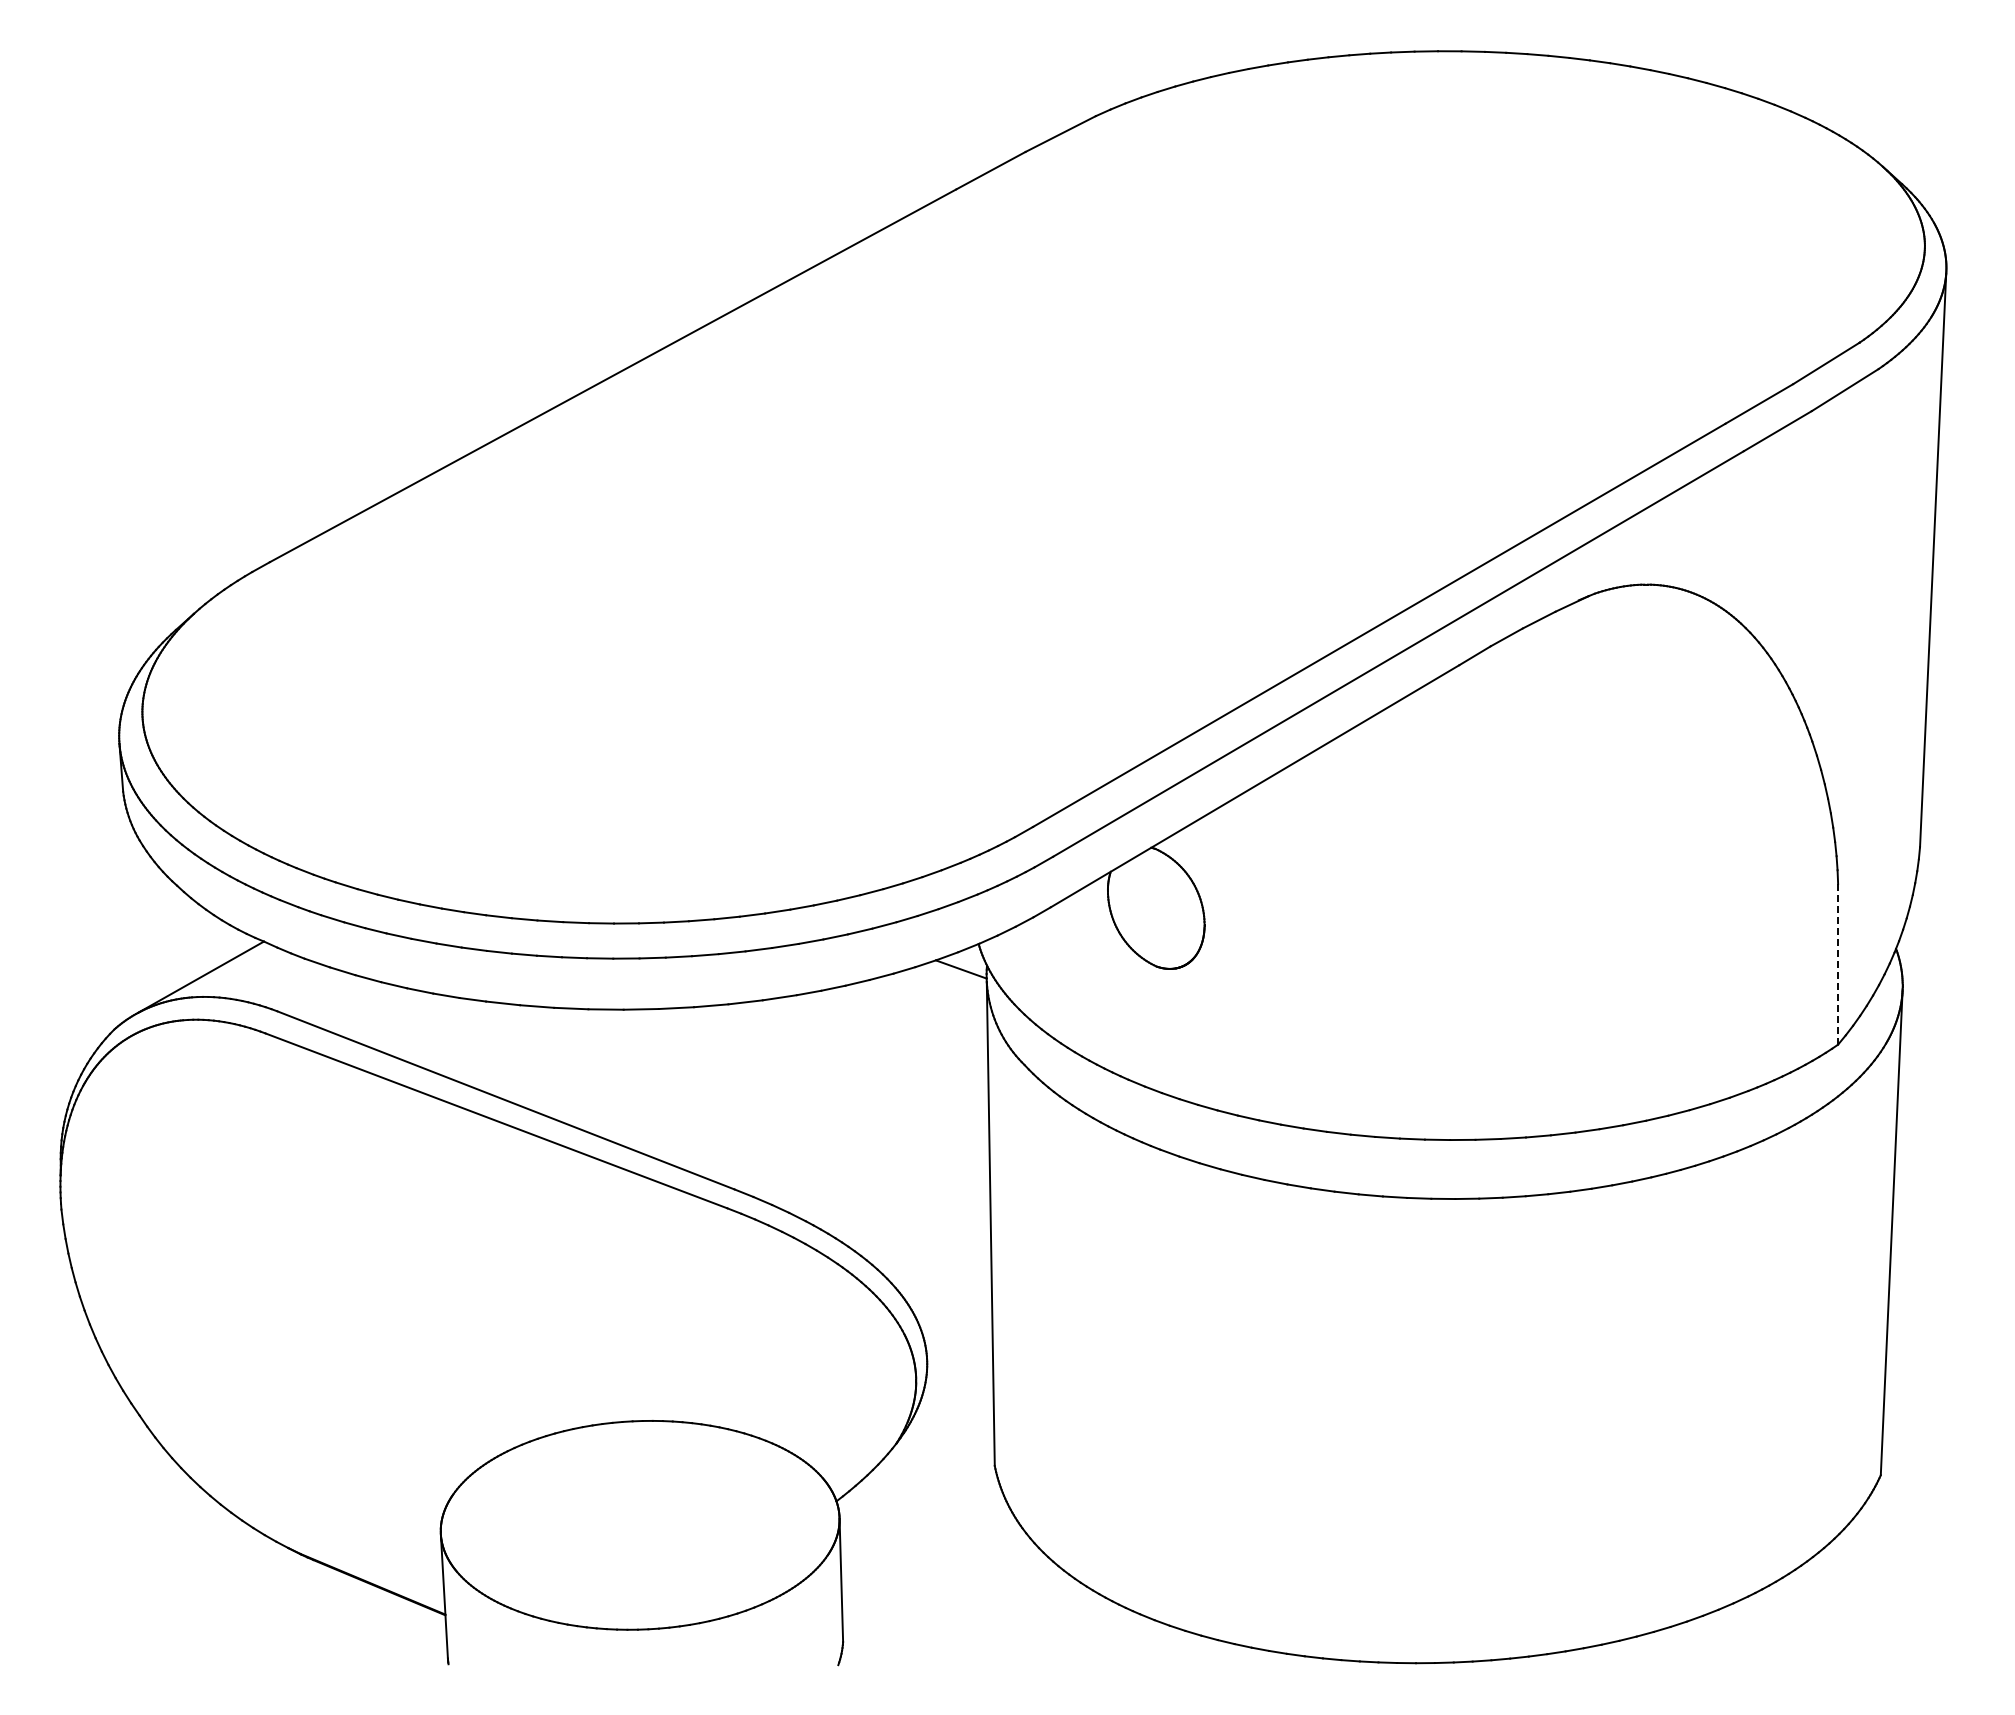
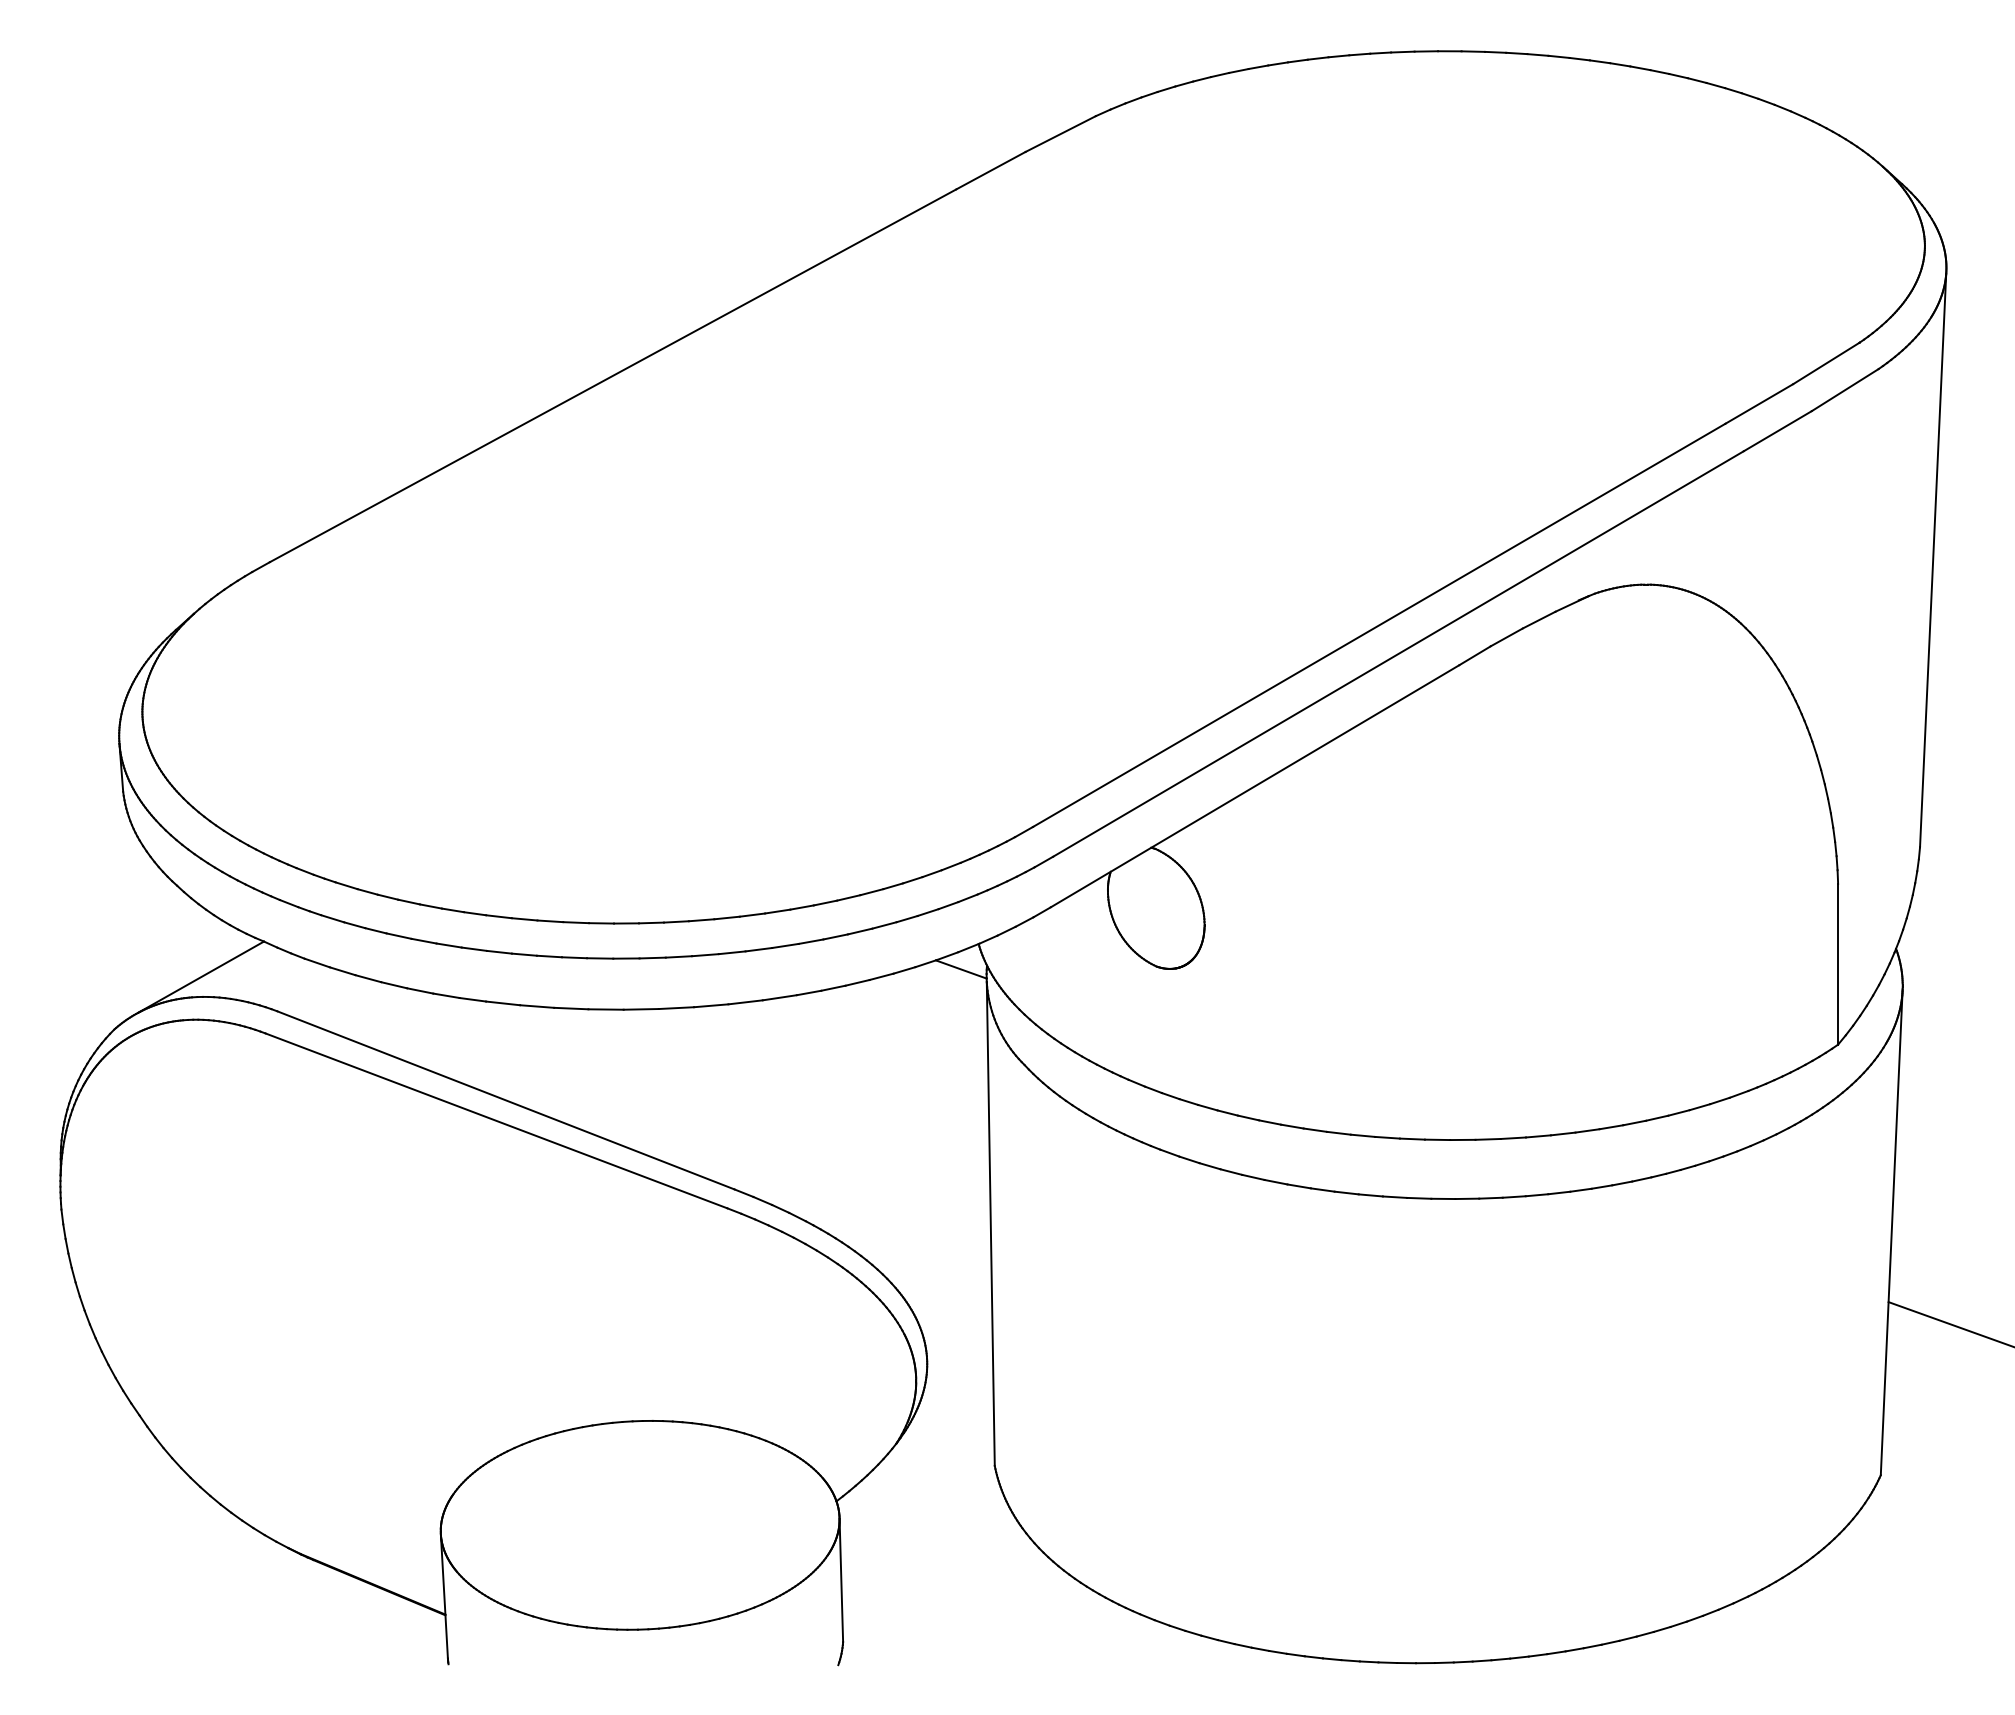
line: dashed -> solid (1838, 963)
line: none -> present (1949, 1324)
